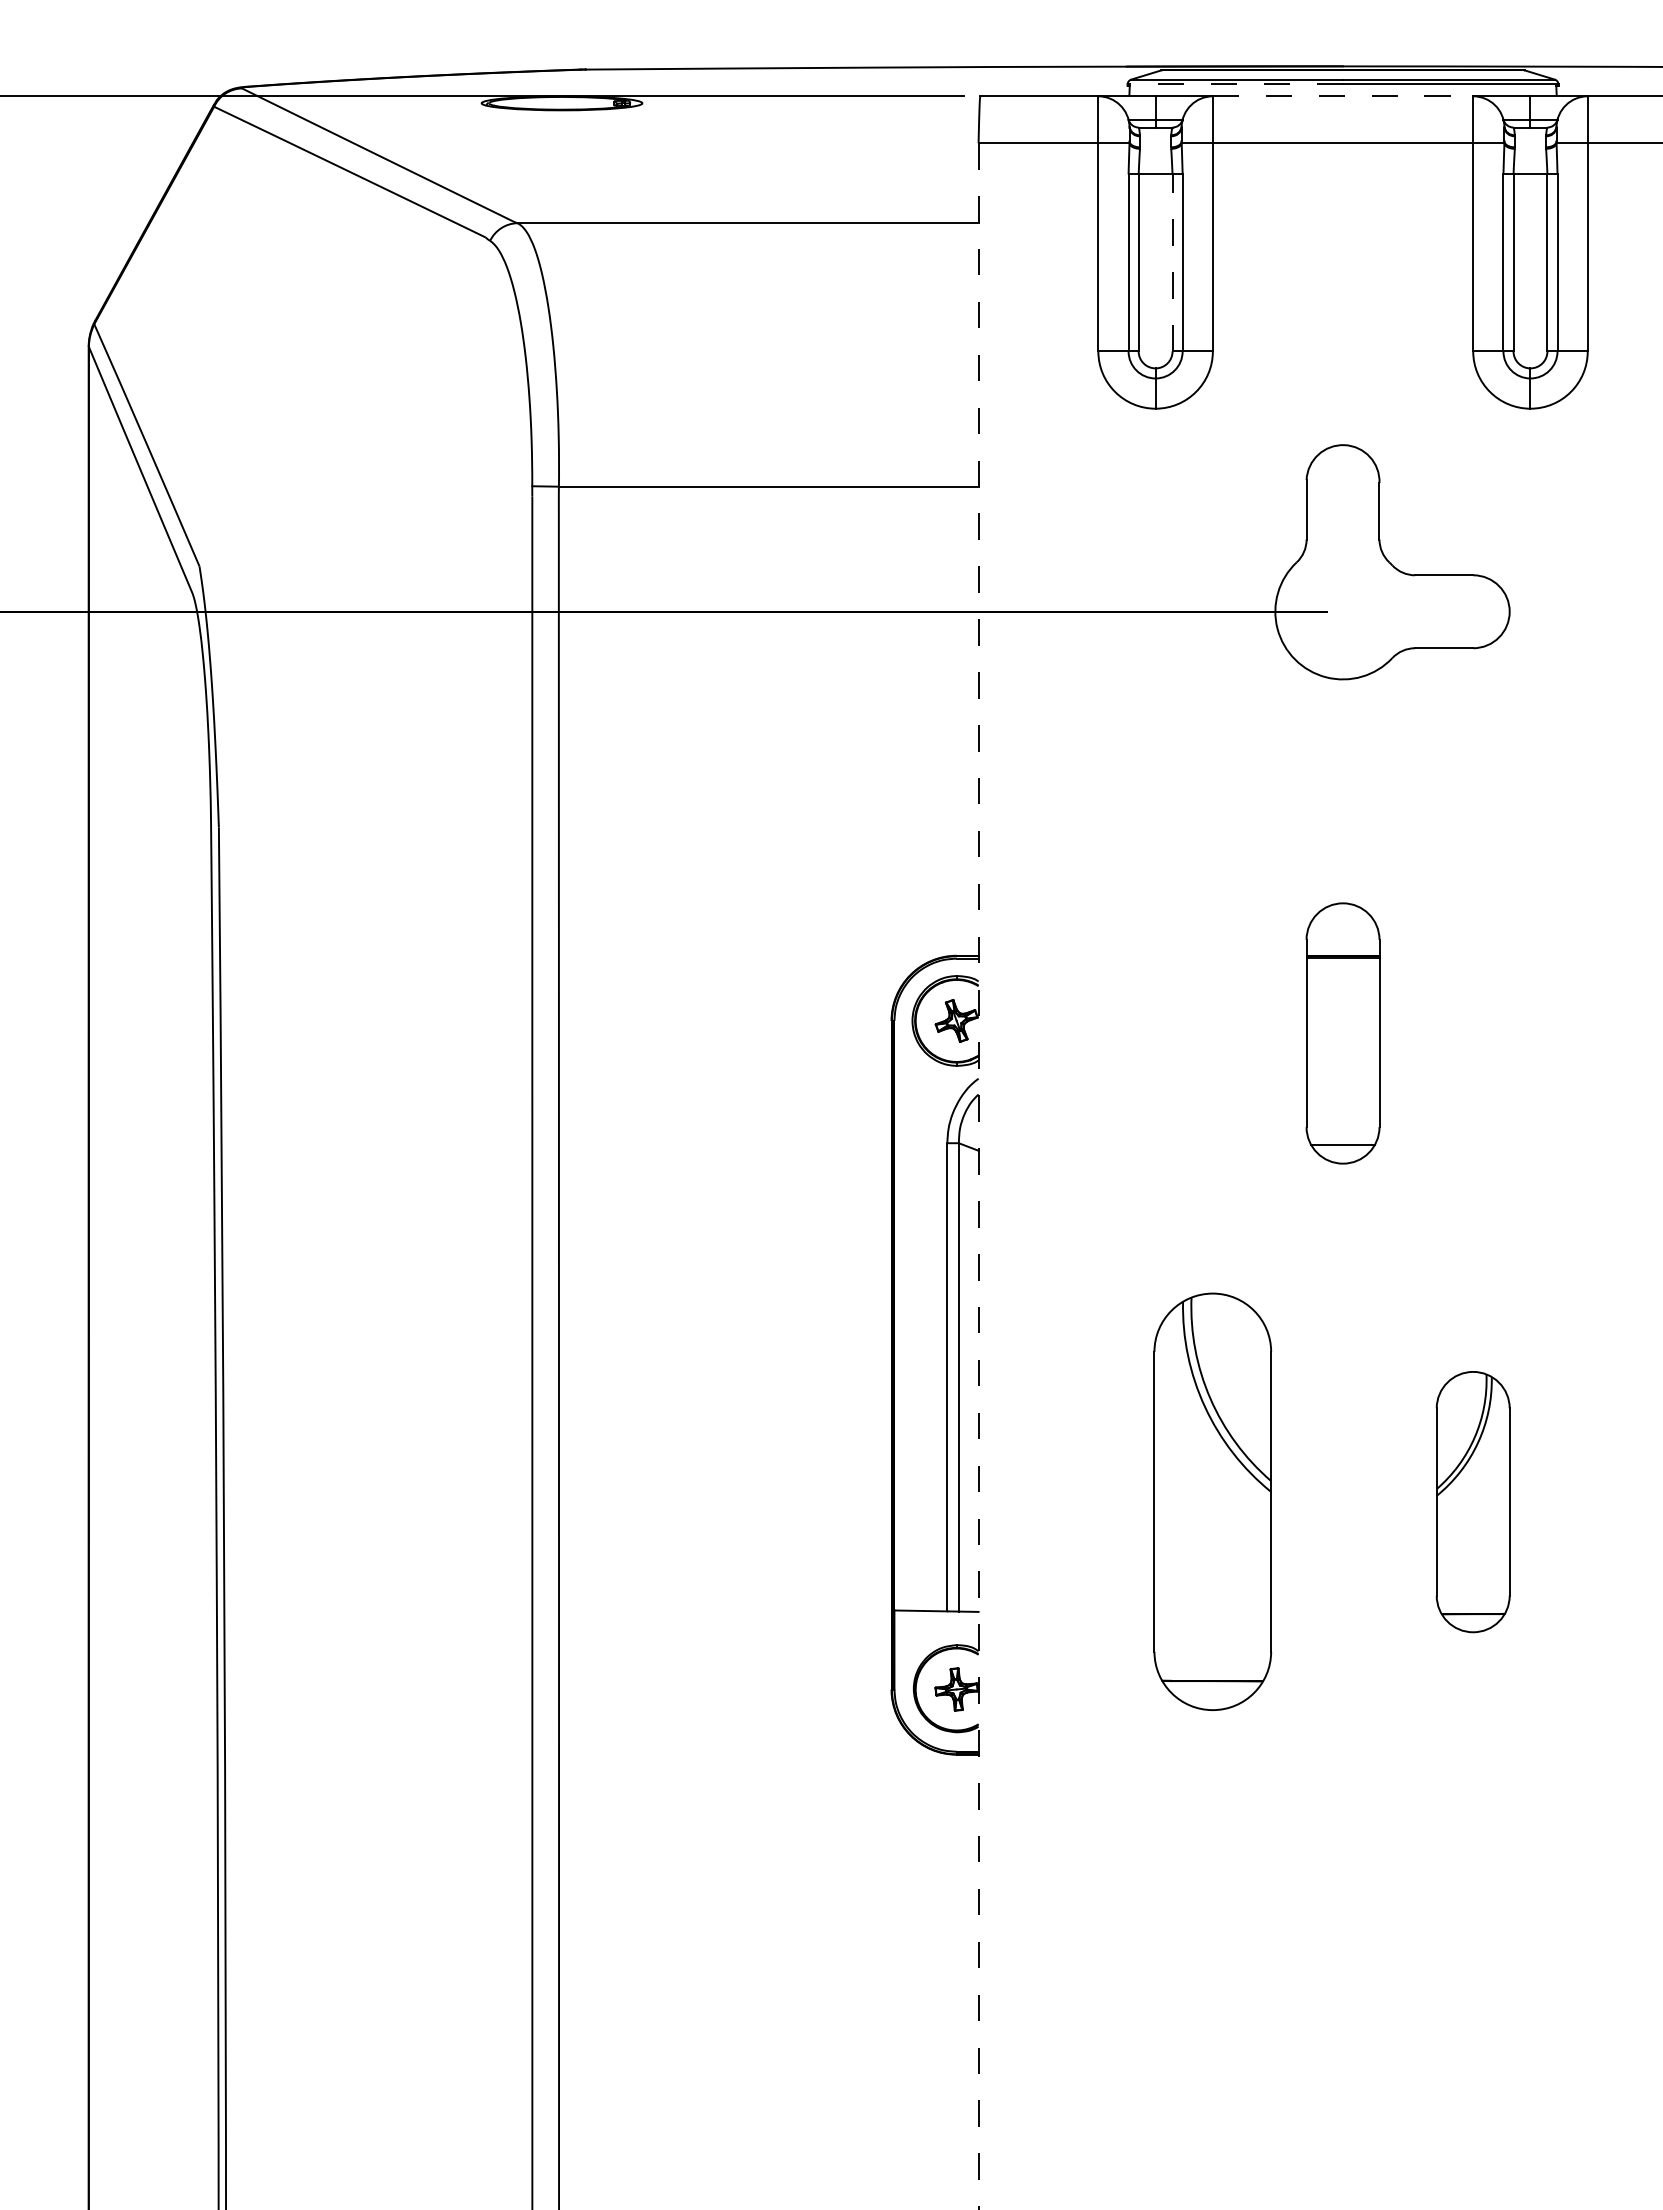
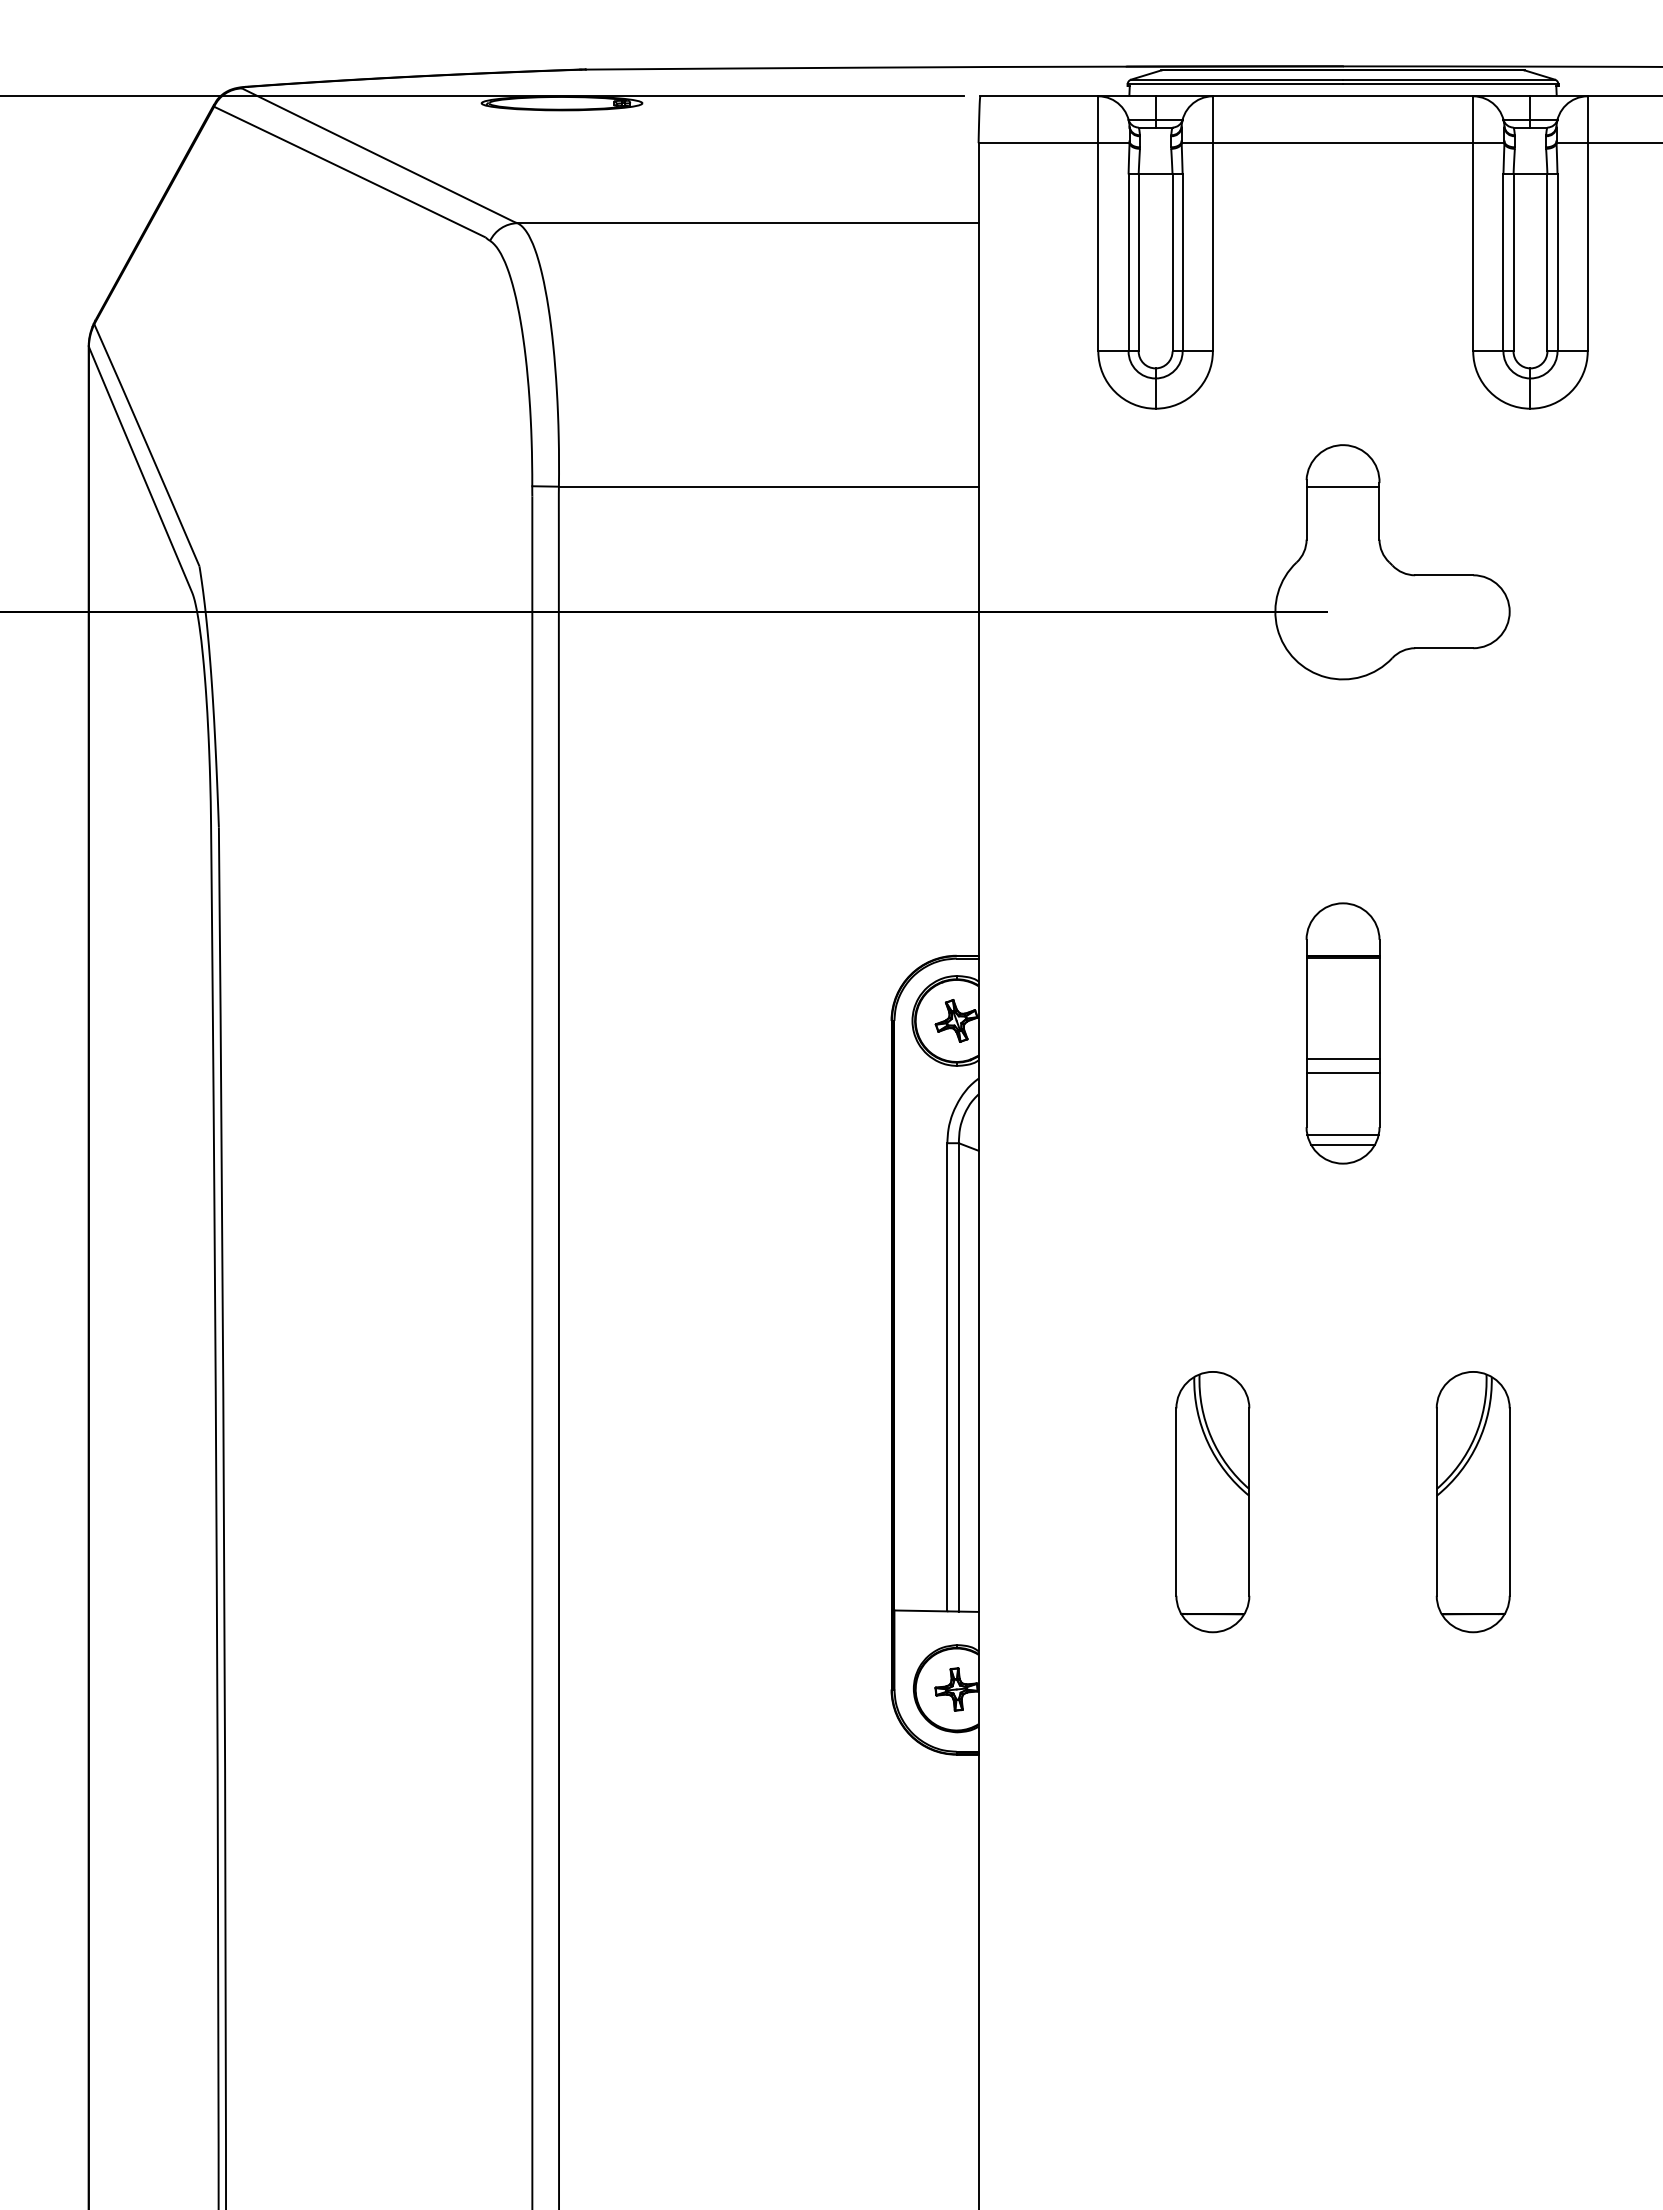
line: dashed -> solid (1235, 84)
line: dashed -> solid (1343, 96)
line: dashed -> solid (1172, 262)
line: none -> present (1342, 486)
line: none -> present (1342, 1058)
line: none -> present (1342, 1073)
line: none -> present (1342, 1135)
line: dashed -> solid (978, 1176)
part size: 120x419 px -> 76x263 px (1212, 1502)
